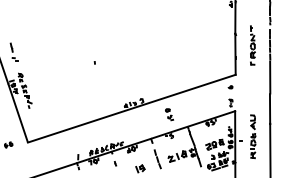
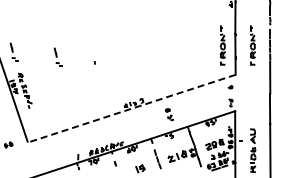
part: none -> present (222, 45)
part: none -> present (57, 56)
line: solid -> dashed (131, 108)
part position: (253, 136) -> (253, 150) (253, 150)
